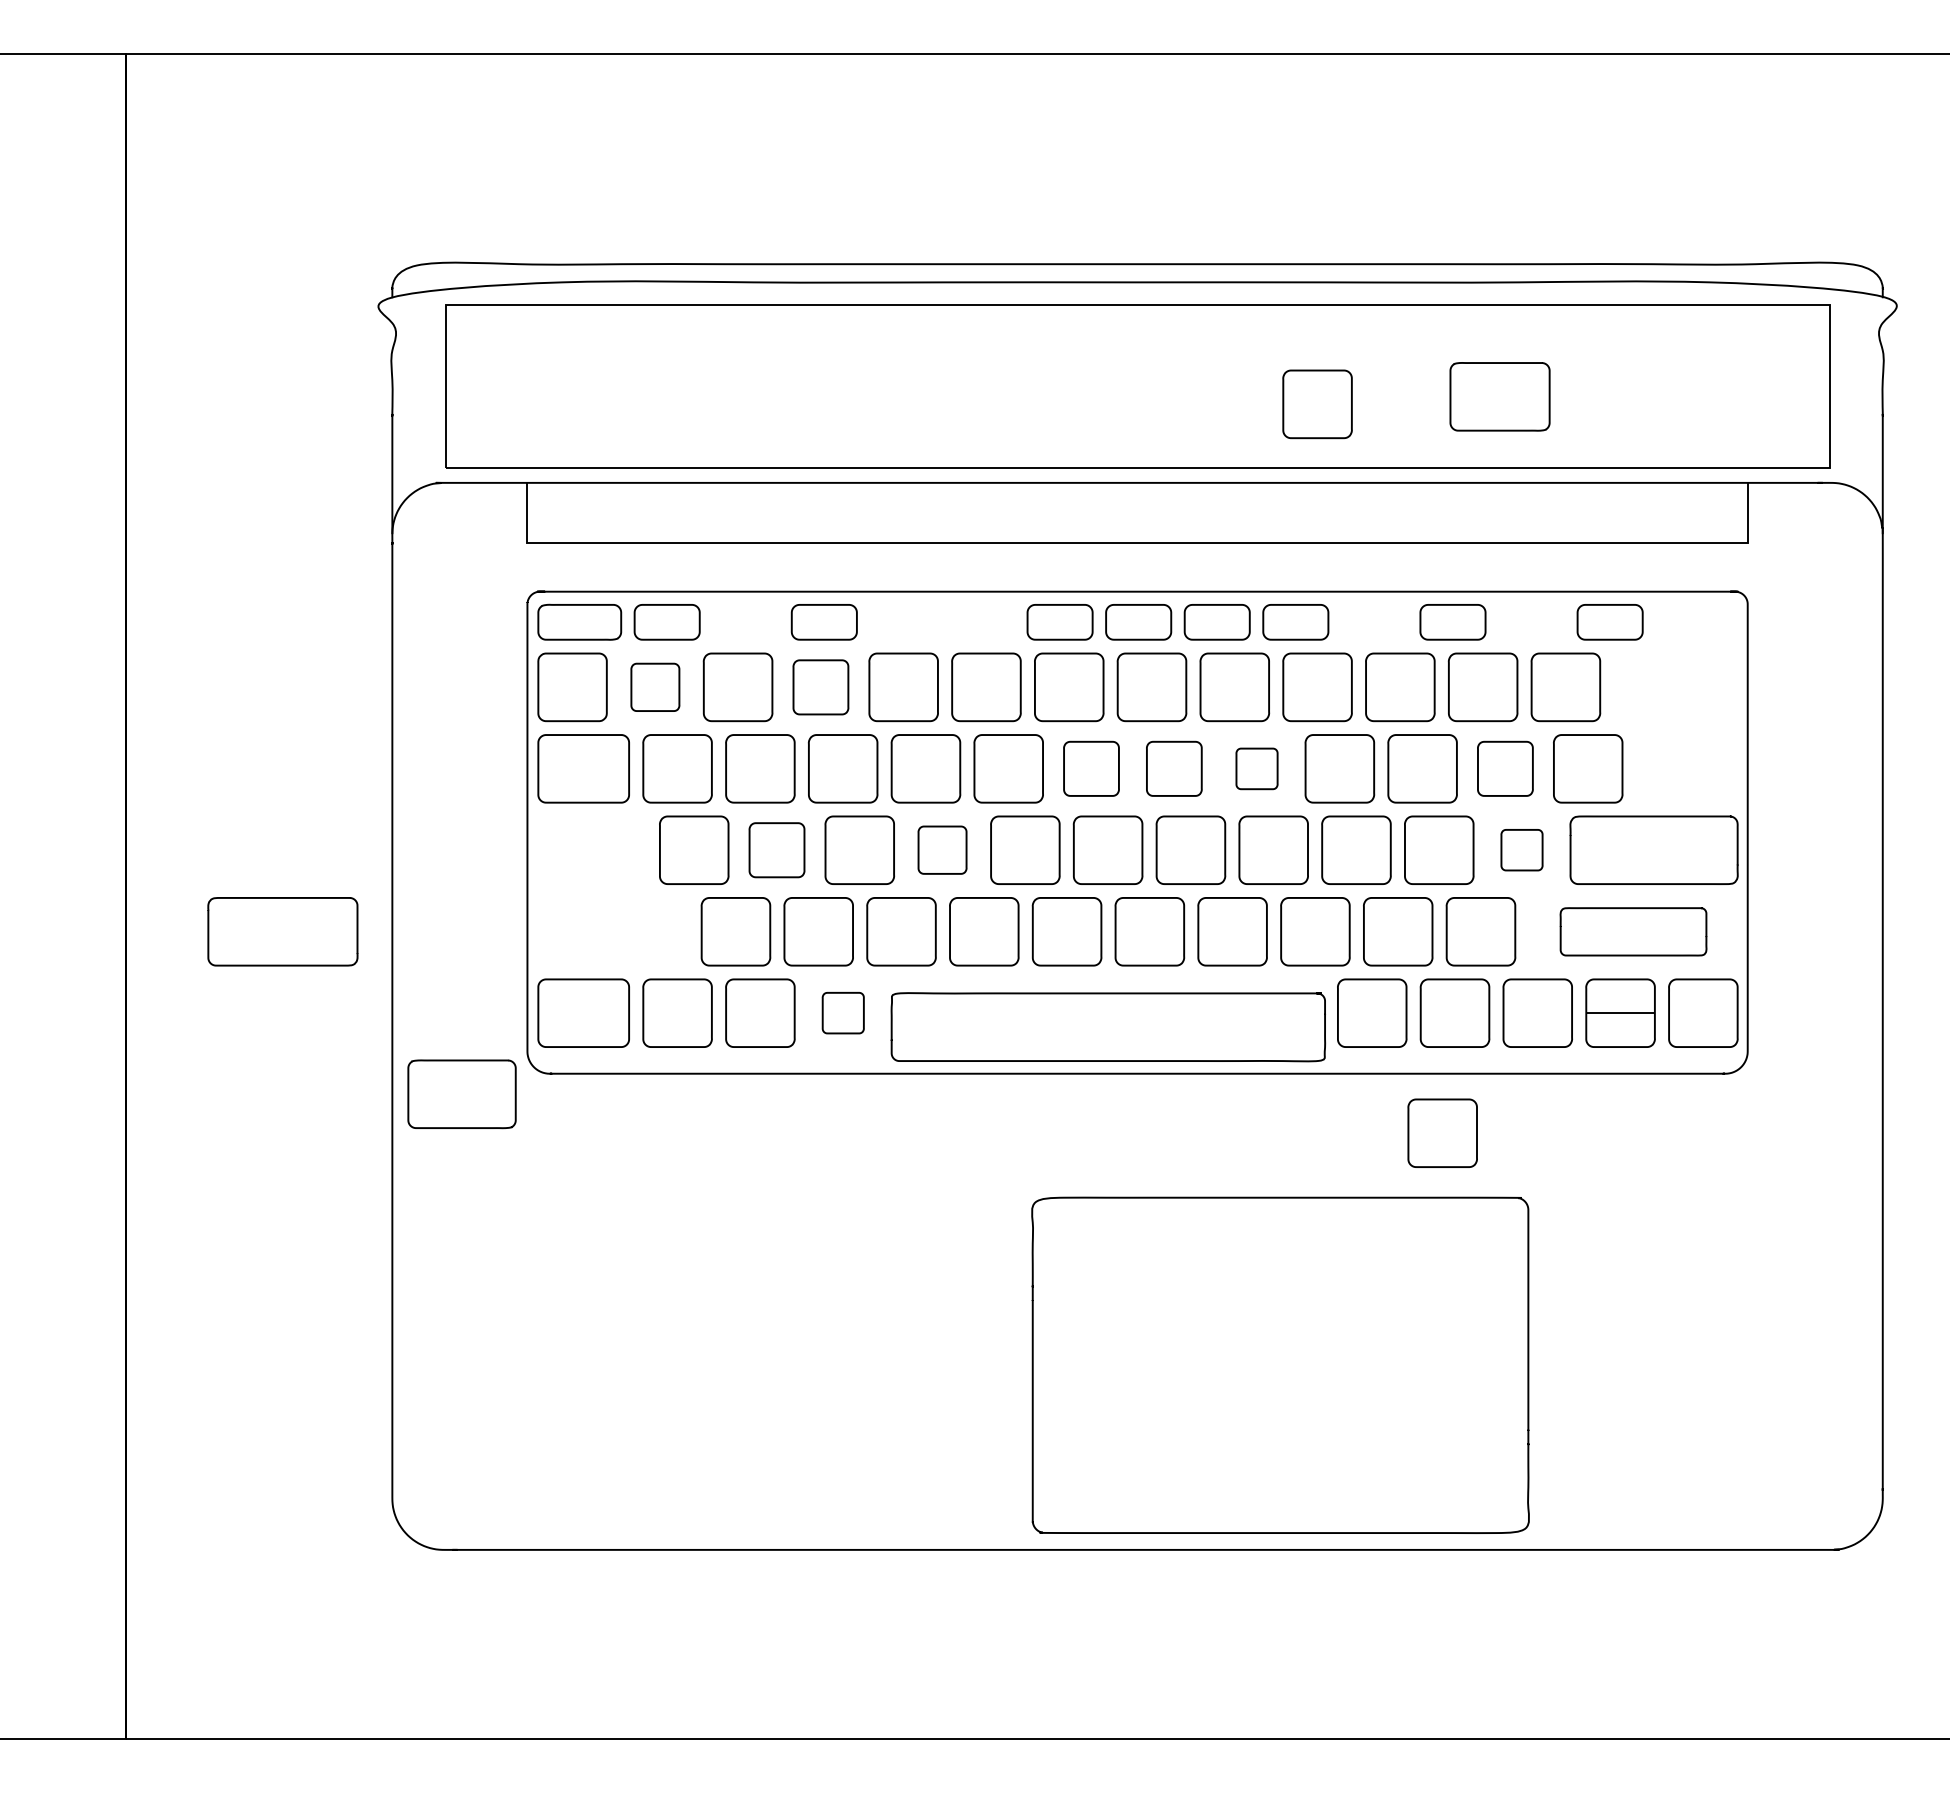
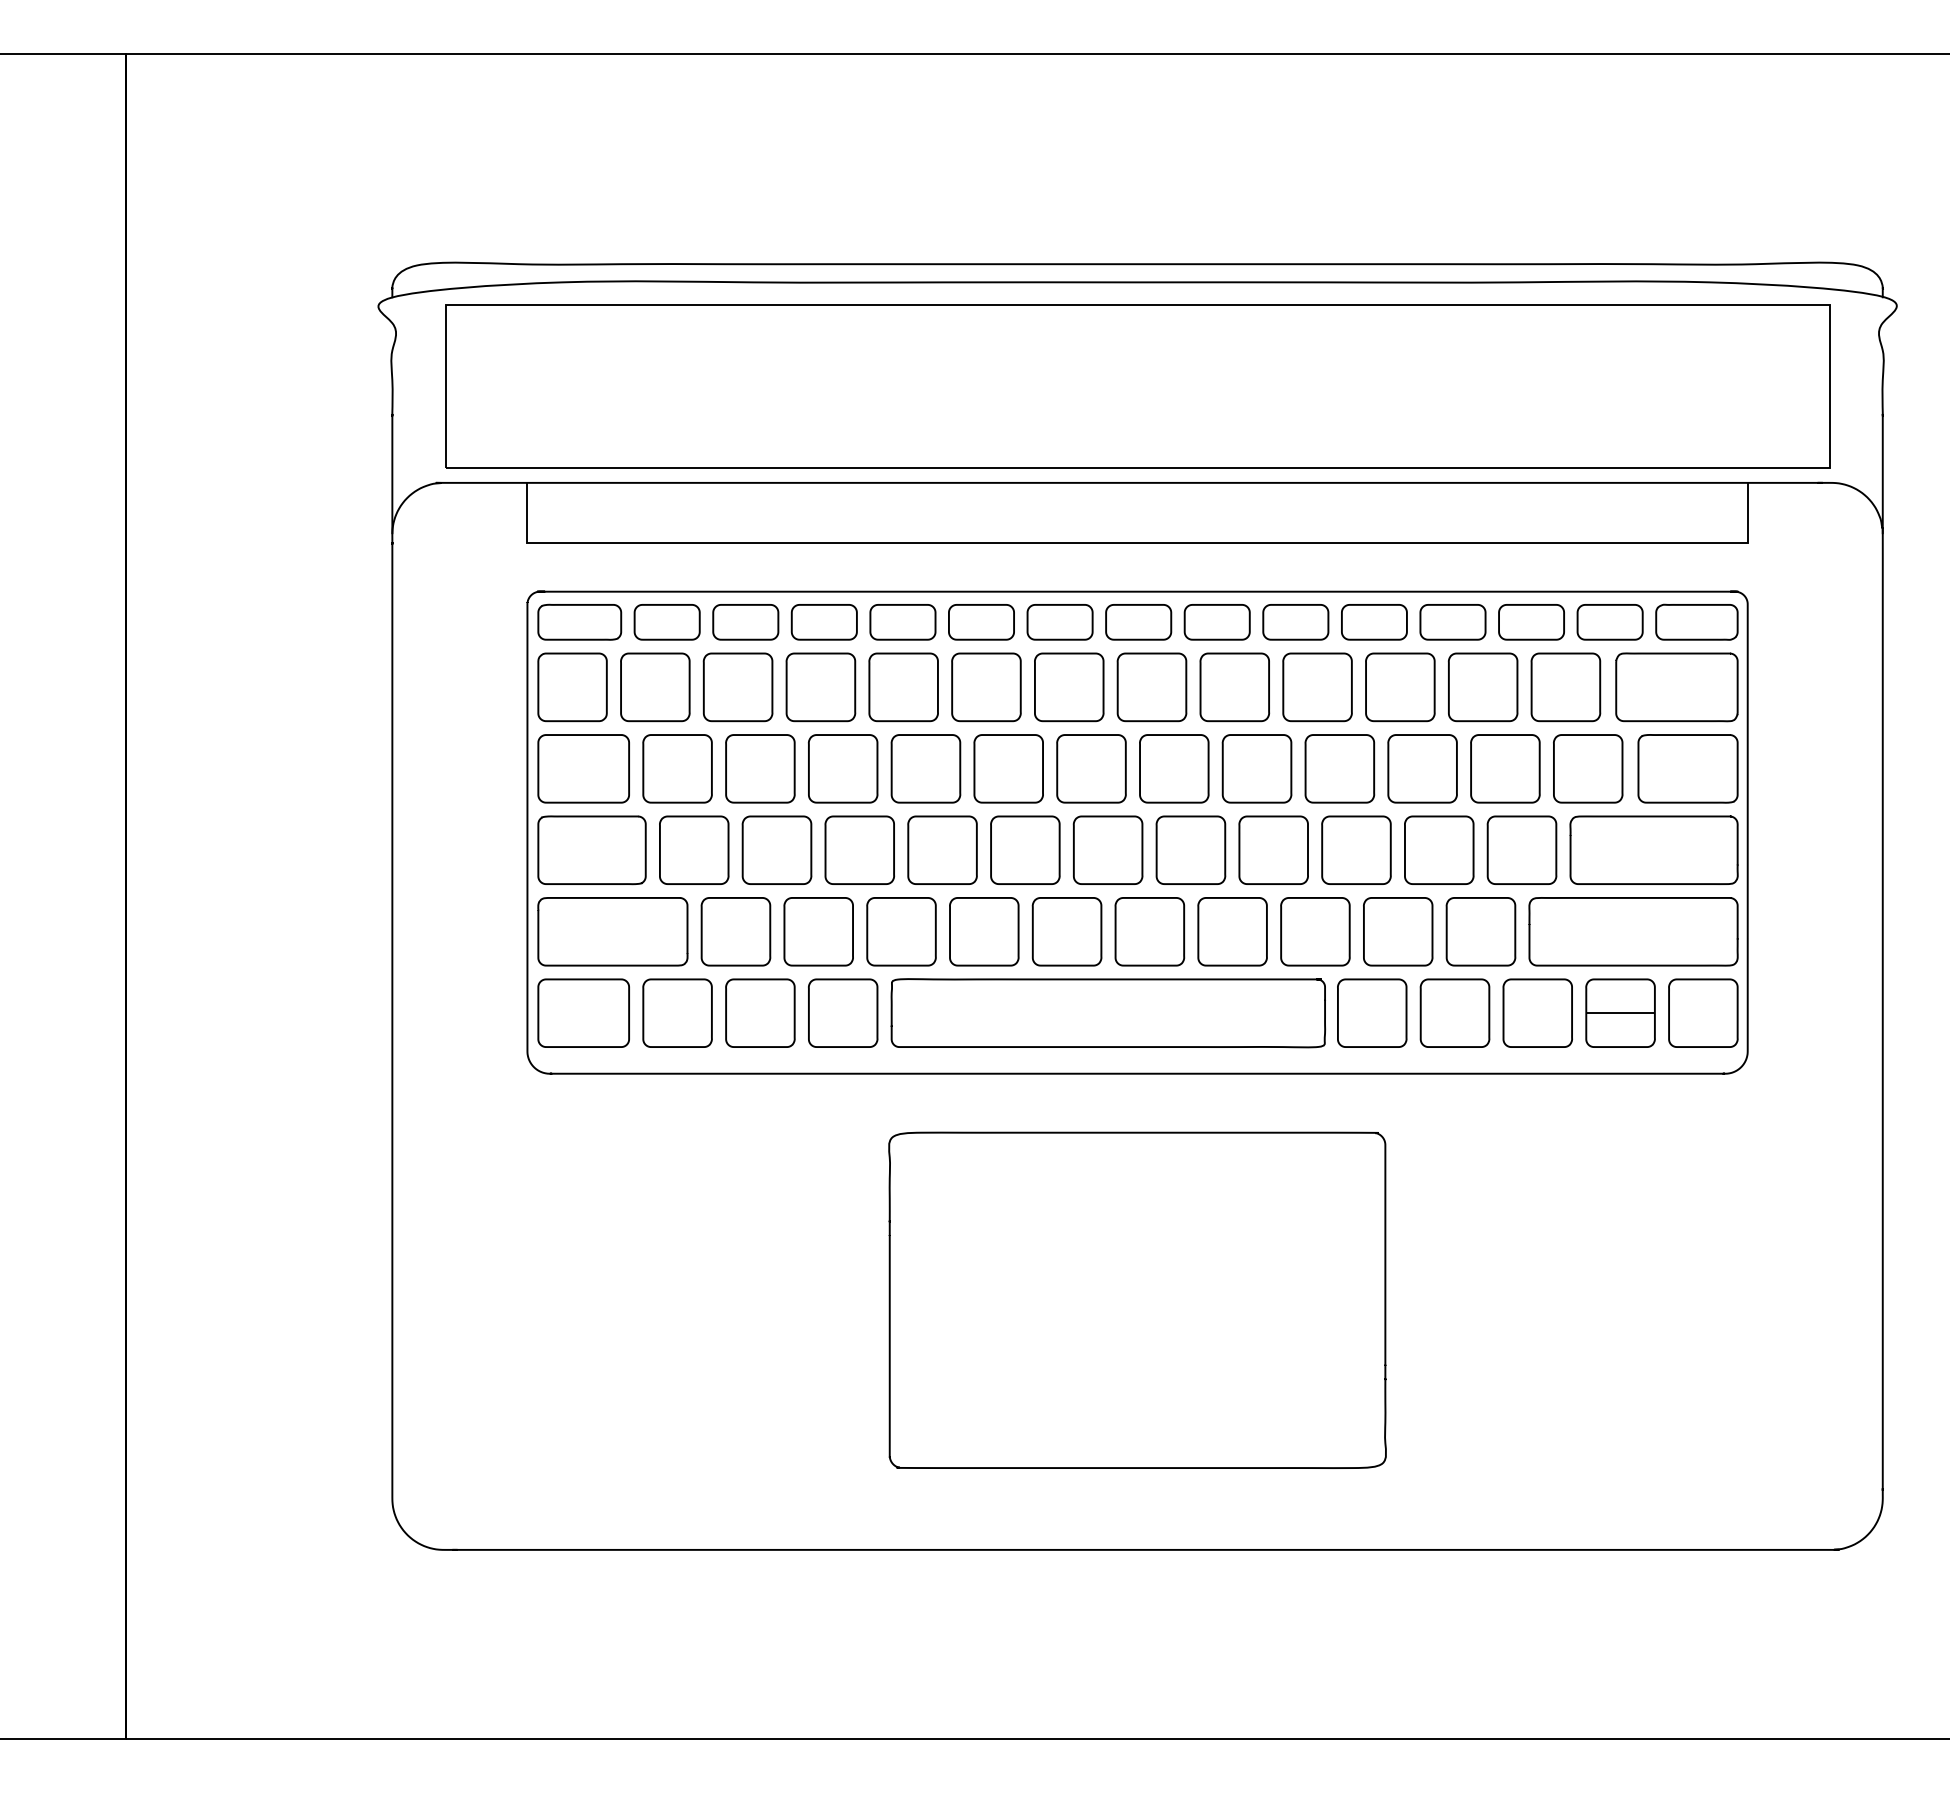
part position: (1499, 396) -> (1687, 768) (1687, 768)
part: present -> none (1317, 404)
part: none -> present (1696, 621)
part: none -> present (745, 622)
part: none -> present (902, 622)
part: none -> present (981, 622)
part: none -> present (1374, 622)
part: none -> present (1531, 622)
part size: 51x50 px -> 71x71 px (655, 687)
part size: 58x57 px -> 72x71 px (820, 687)
part: none -> present (1676, 687)
part size: 57x57 px -> 71x70 px (1091, 768)
part size: 57x57 px -> 71x70 px (1174, 768)
part size: 44x44 px -> 72x70 px (1256, 768)
part size: 57x57 px -> 71x70 px (1505, 768)
part size: 51x50 px -> 71x70 px (942, 849)
part size: 58x57 px -> 72x70 px (776, 849)
part size: 44x43 px -> 72x70 px (1521, 849)
part position: (282, 931) -> (612, 931) (612, 931)
part size: 149x50 px -> 211x70 px (1633, 931)
part size: 44x43 px -> 71x70 px (843, 1012)
part position: (1107, 1027) -> (1107, 1013) (1107, 1013)
part position: (461, 1094) -> (591, 850) (591, 850)
part: present -> none (1442, 1132)
part position: (1280, 1364) -> (1137, 1299) (1137, 1299)
